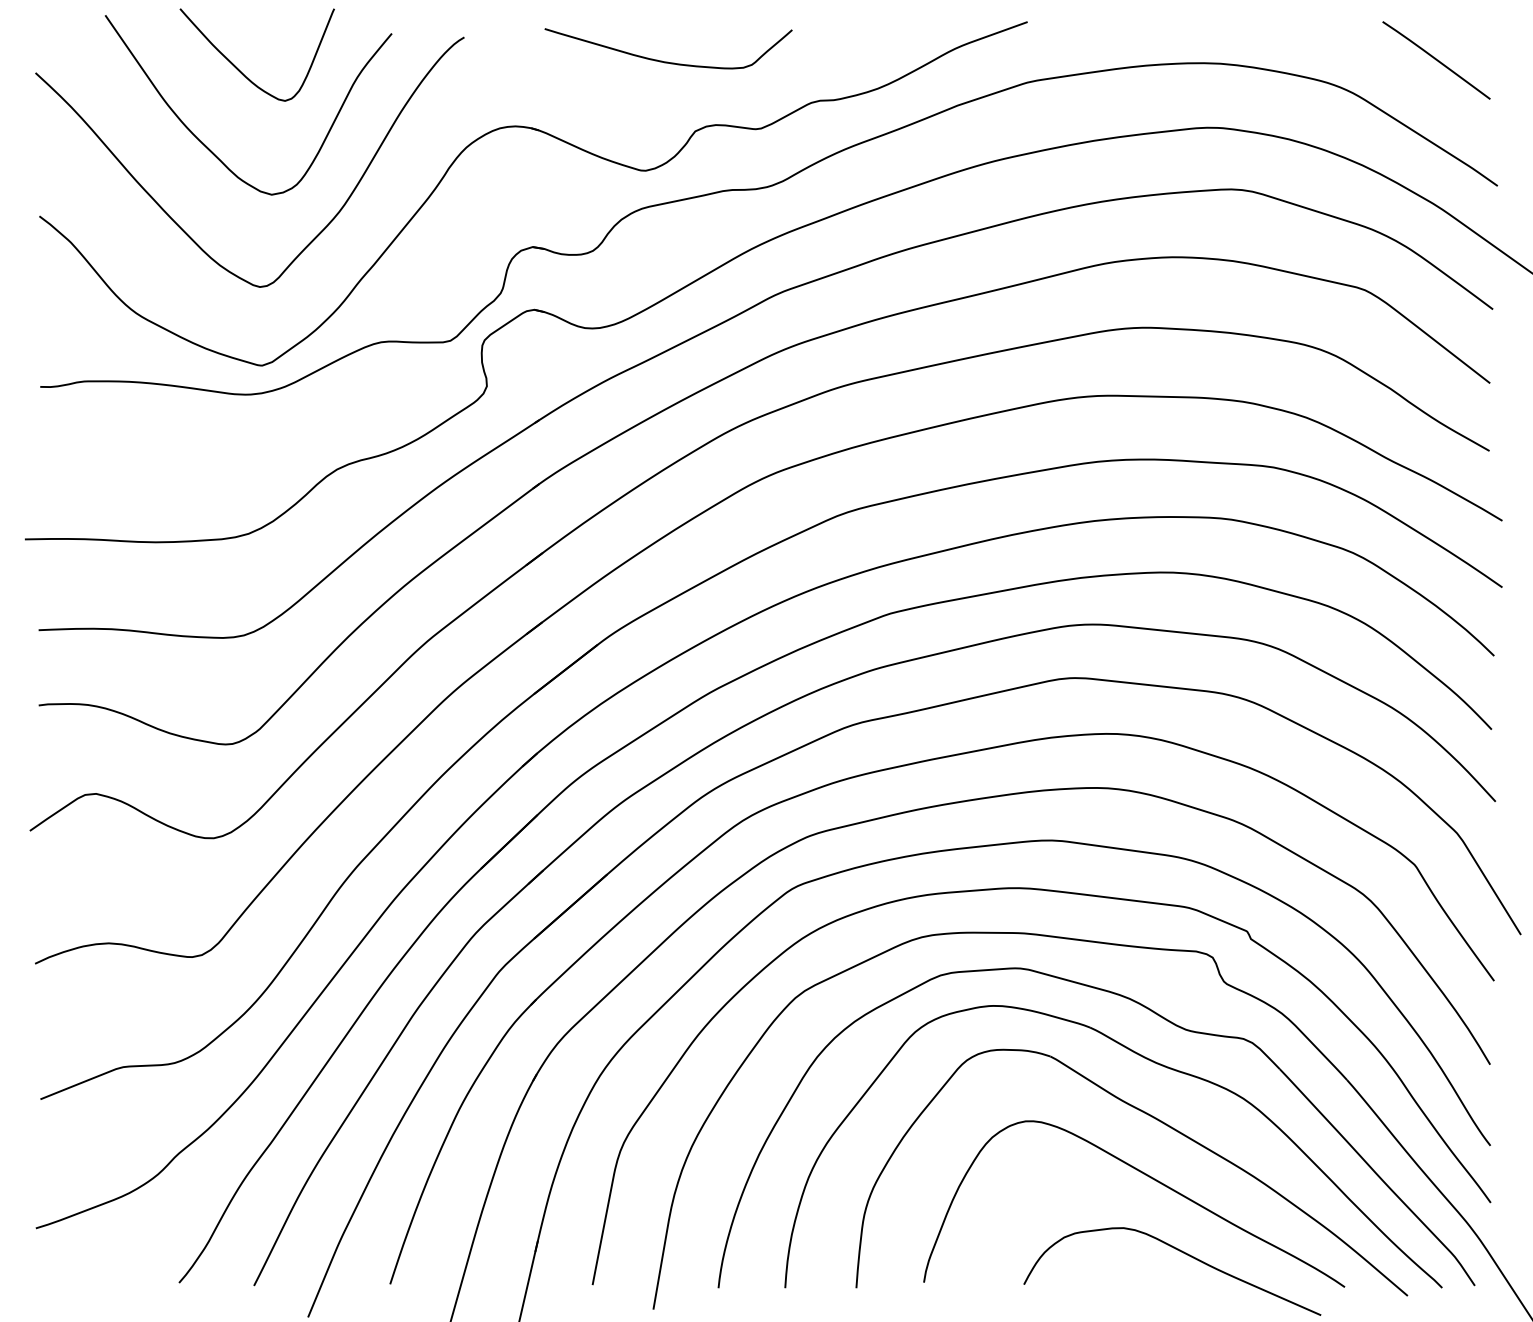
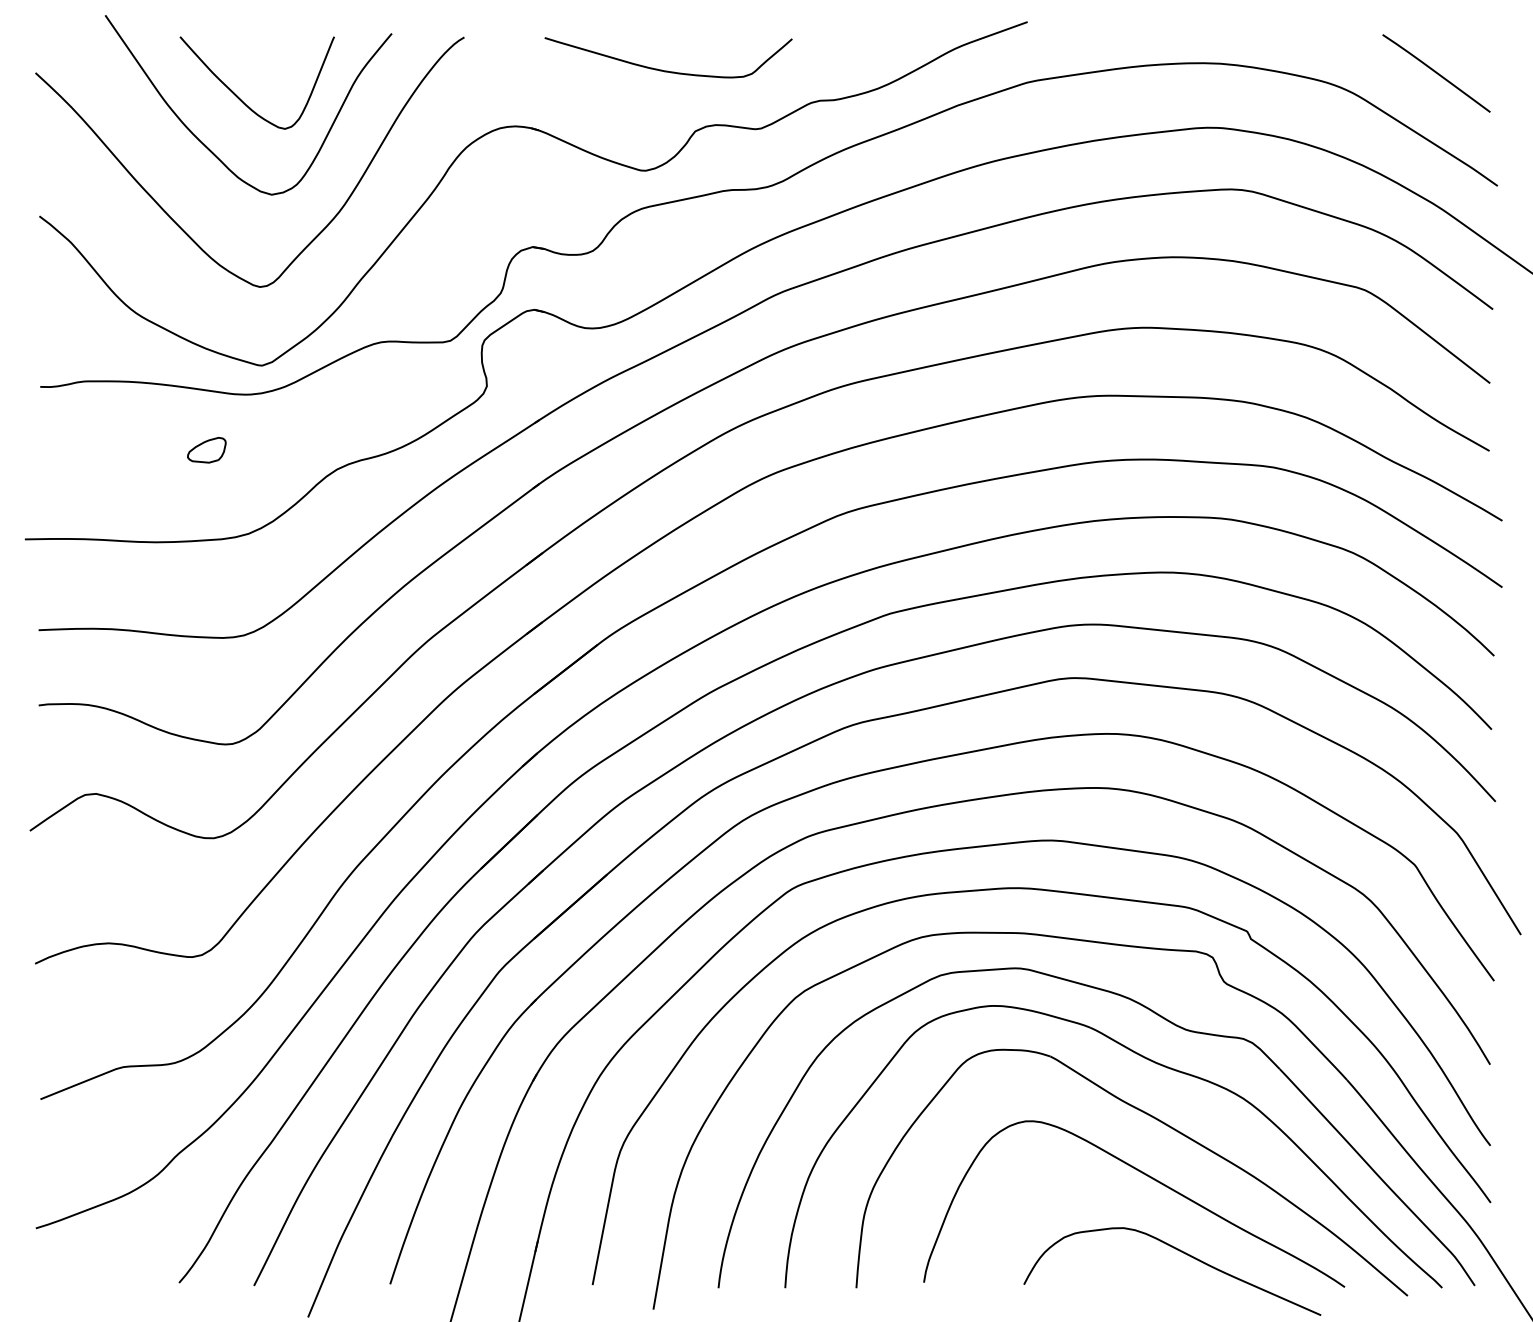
line position: (1436, 60) -> (1436, 73) (1436, 73)
curve position: (667, 61) -> (667, 70) (667, 70)
curve position: (240, 70) -> (240, 98) (240, 98)
part: none -> present (206, 449)
